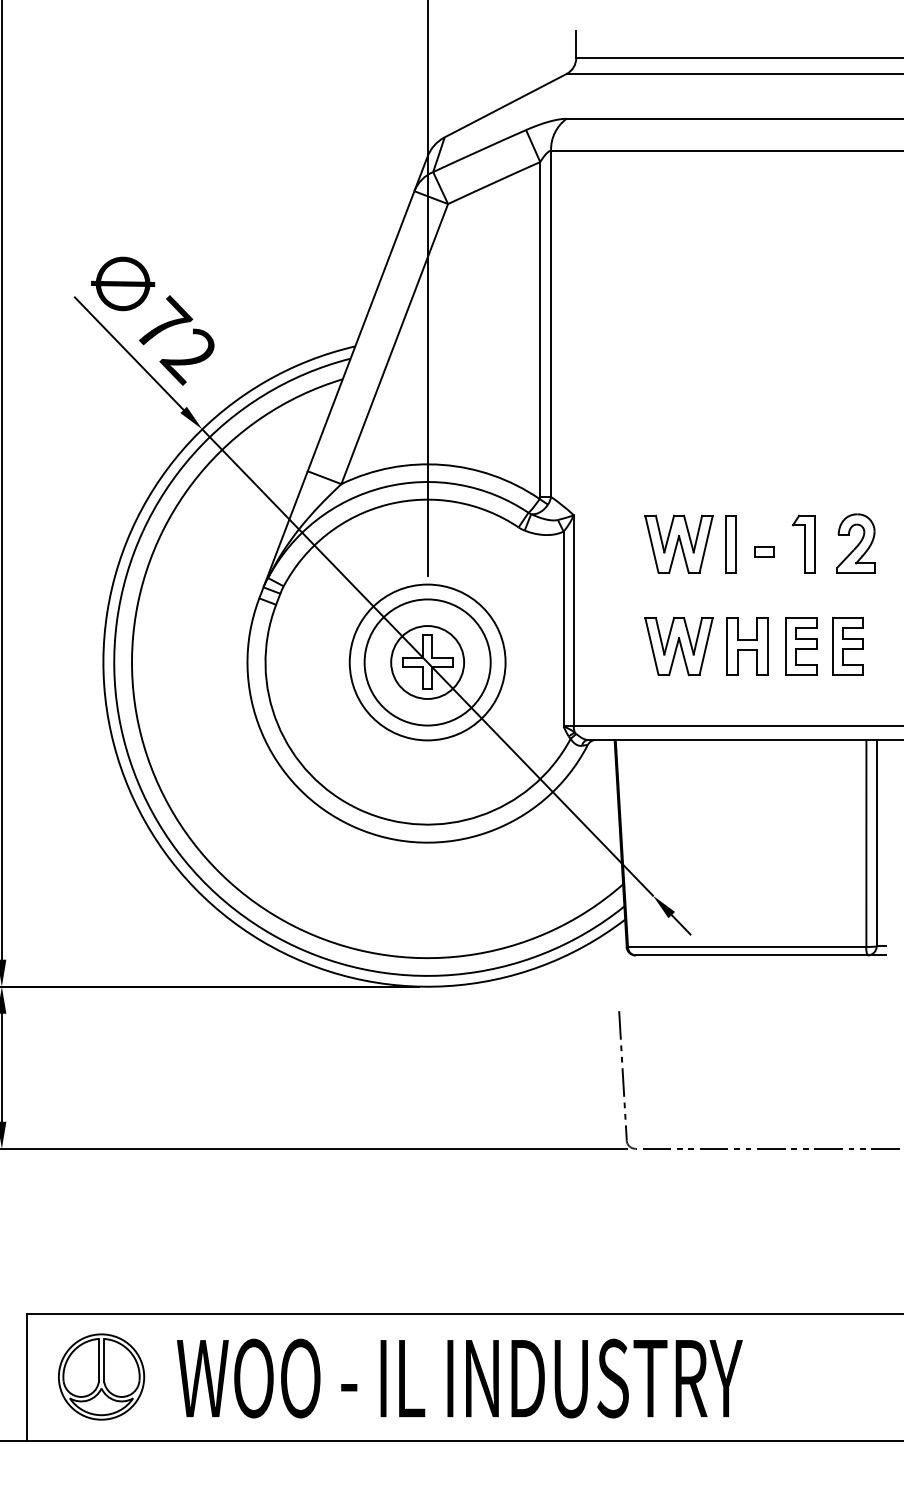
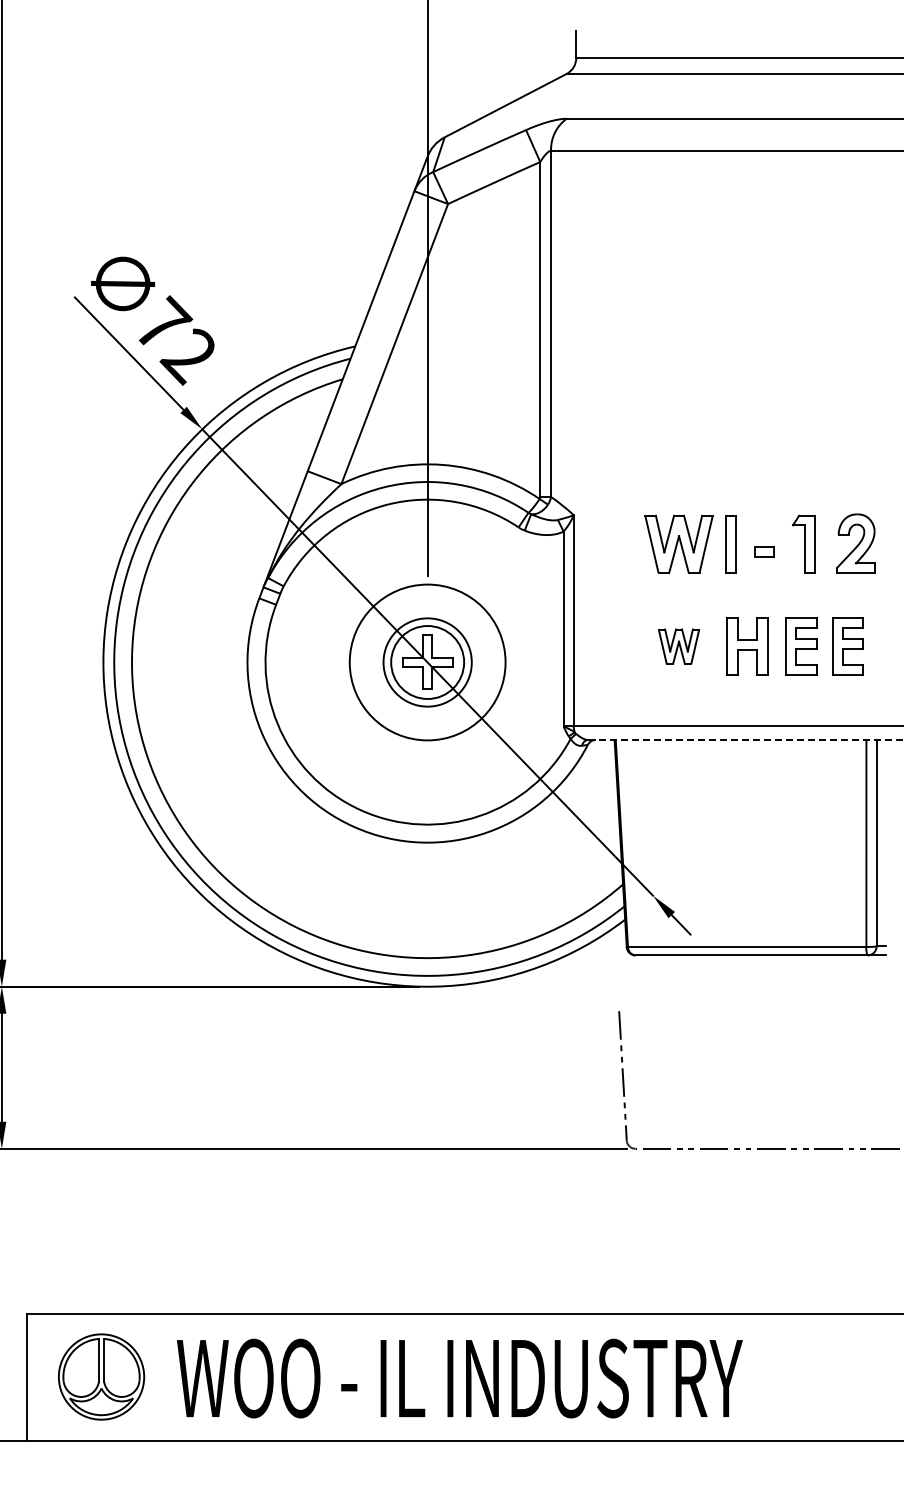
part size: 70x60 px -> 42x37 px (678, 646)
circle diameter: 126 px -> 88 px (427, 662)
line: solid -> dashed (745, 739)
